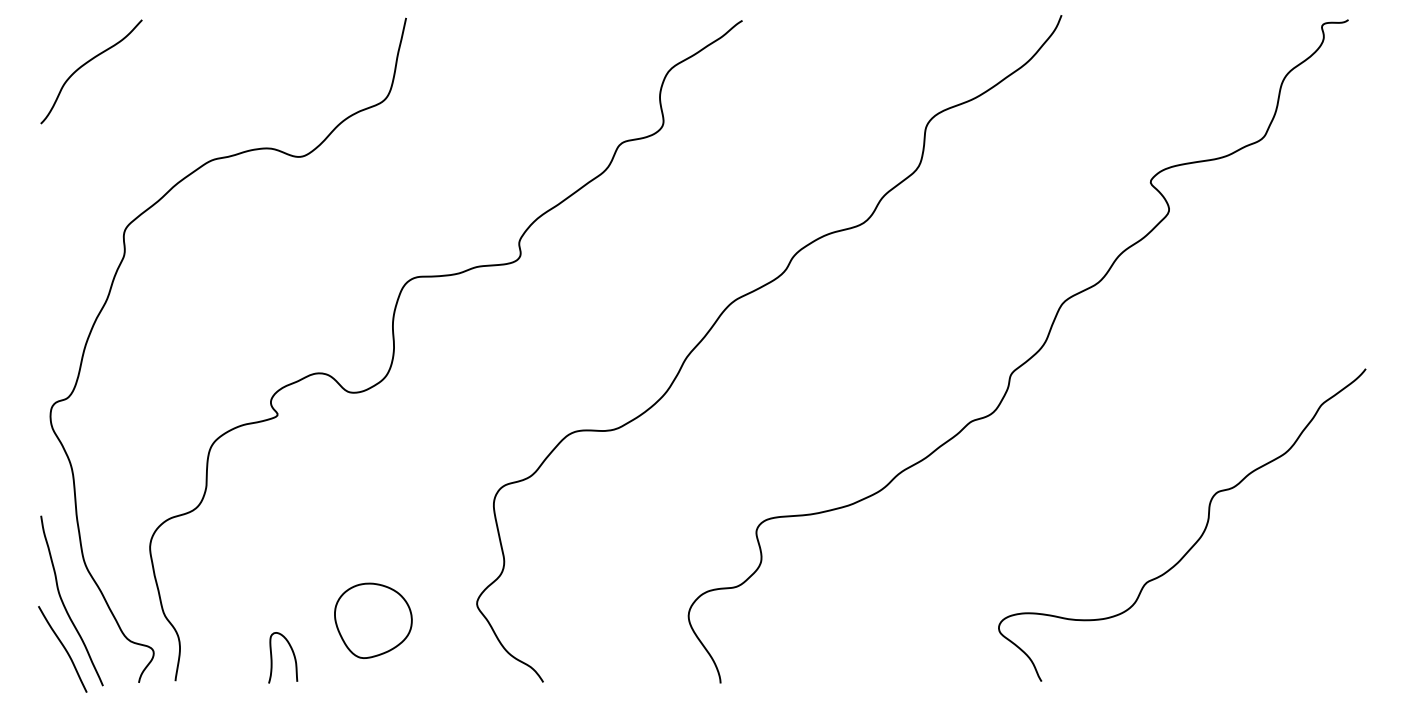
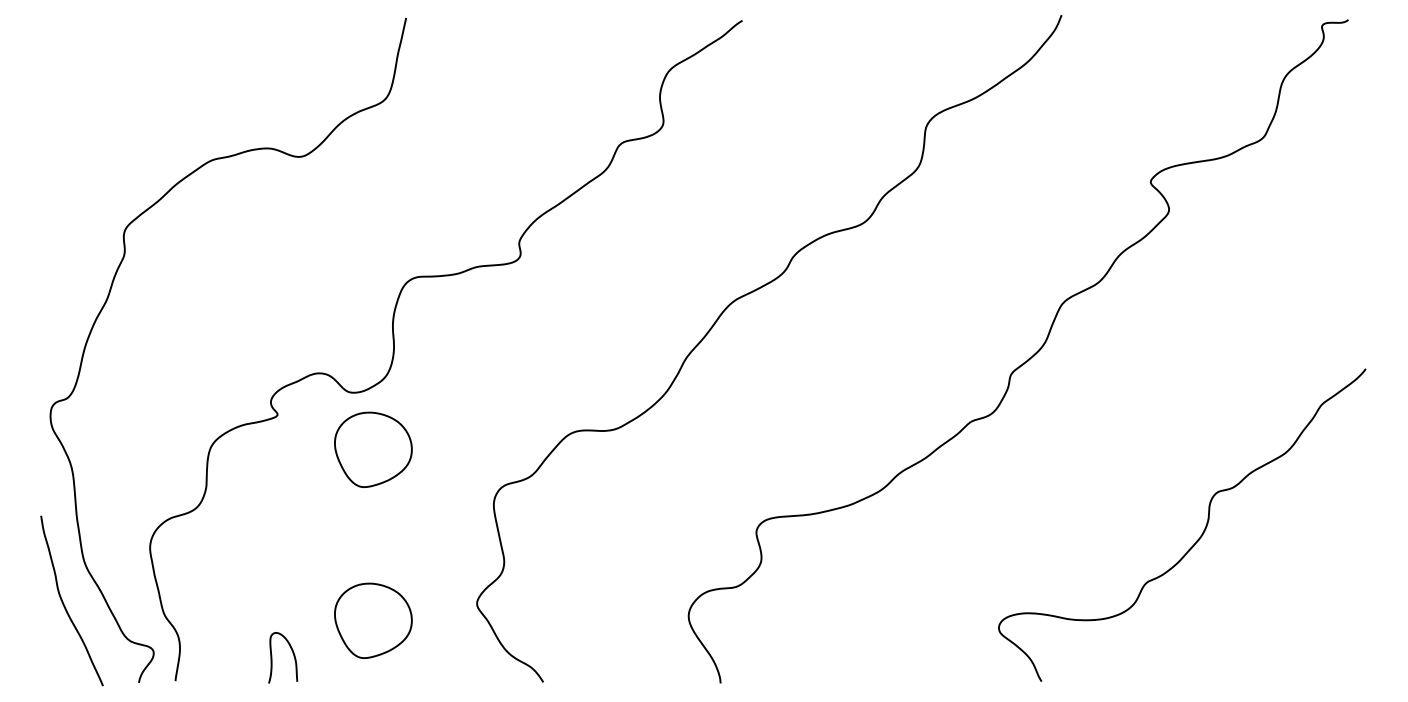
curve: present -> none (86, 64)
part: none -> present (373, 449)
curve: present -> none (63, 648)
